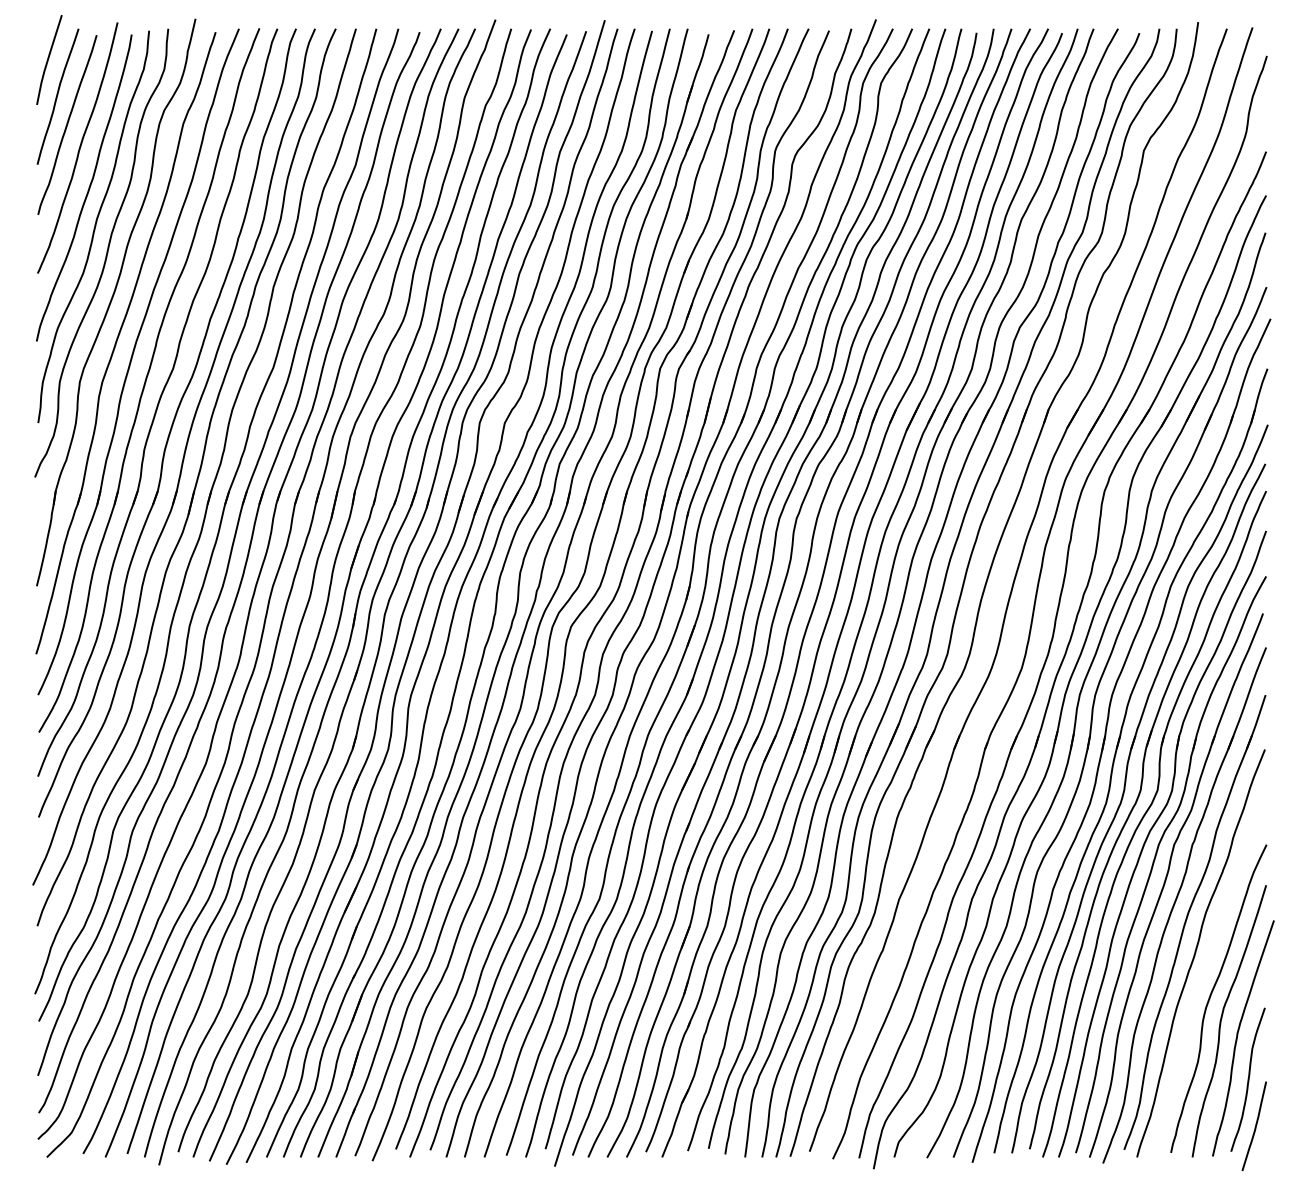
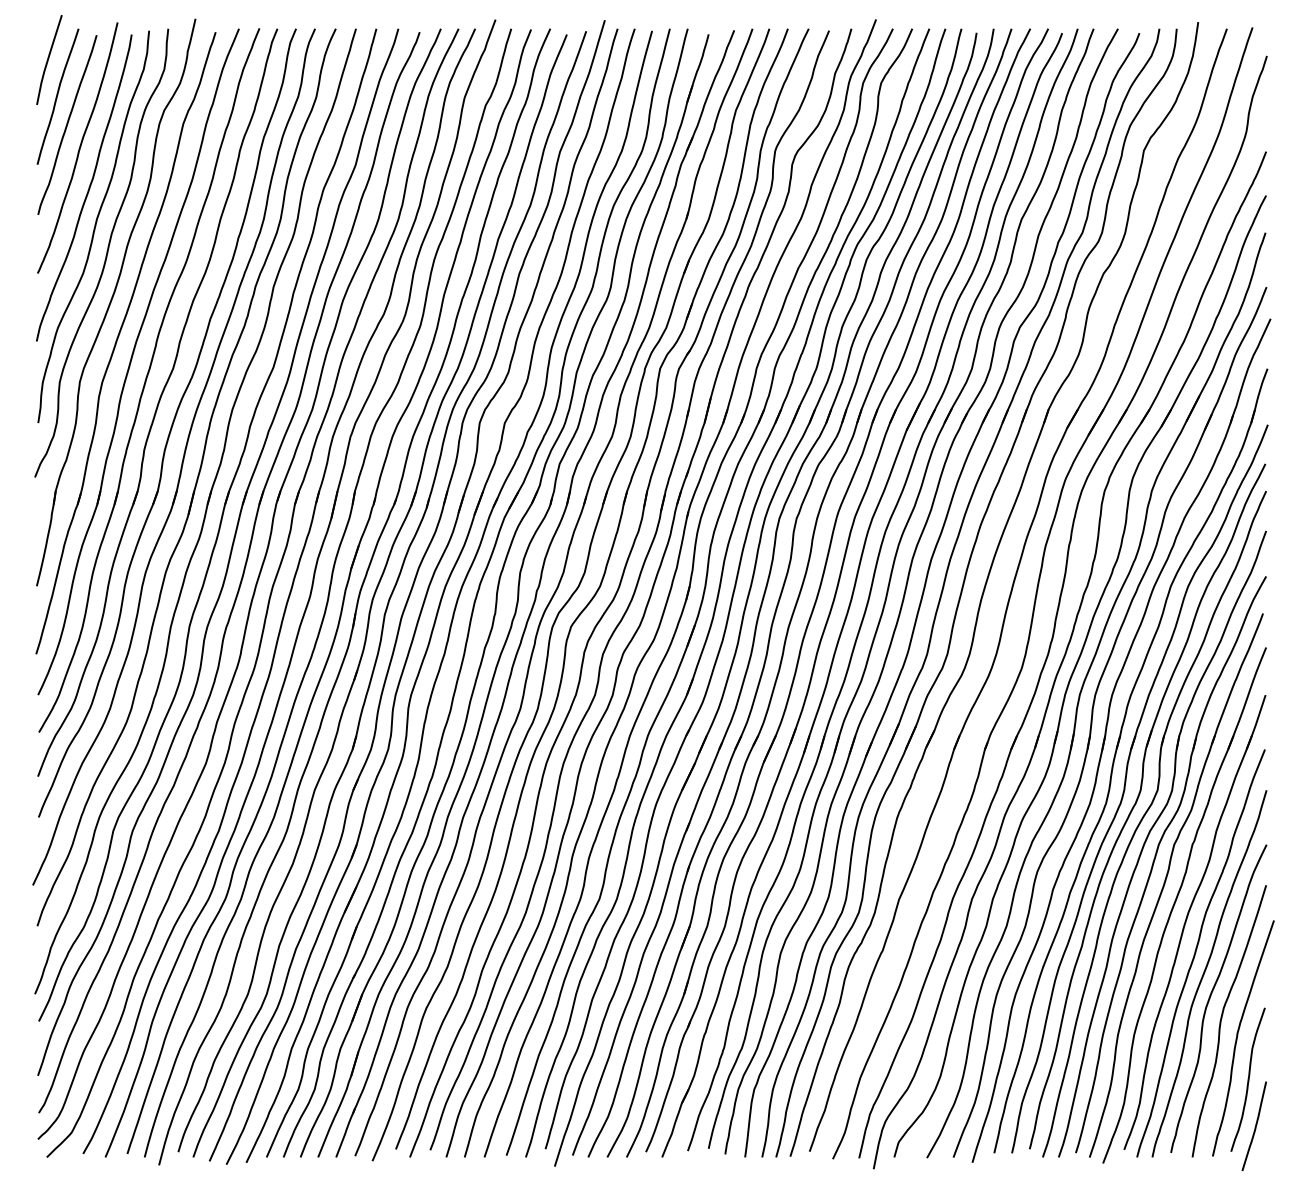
curve: none -> present (1205, 972)
